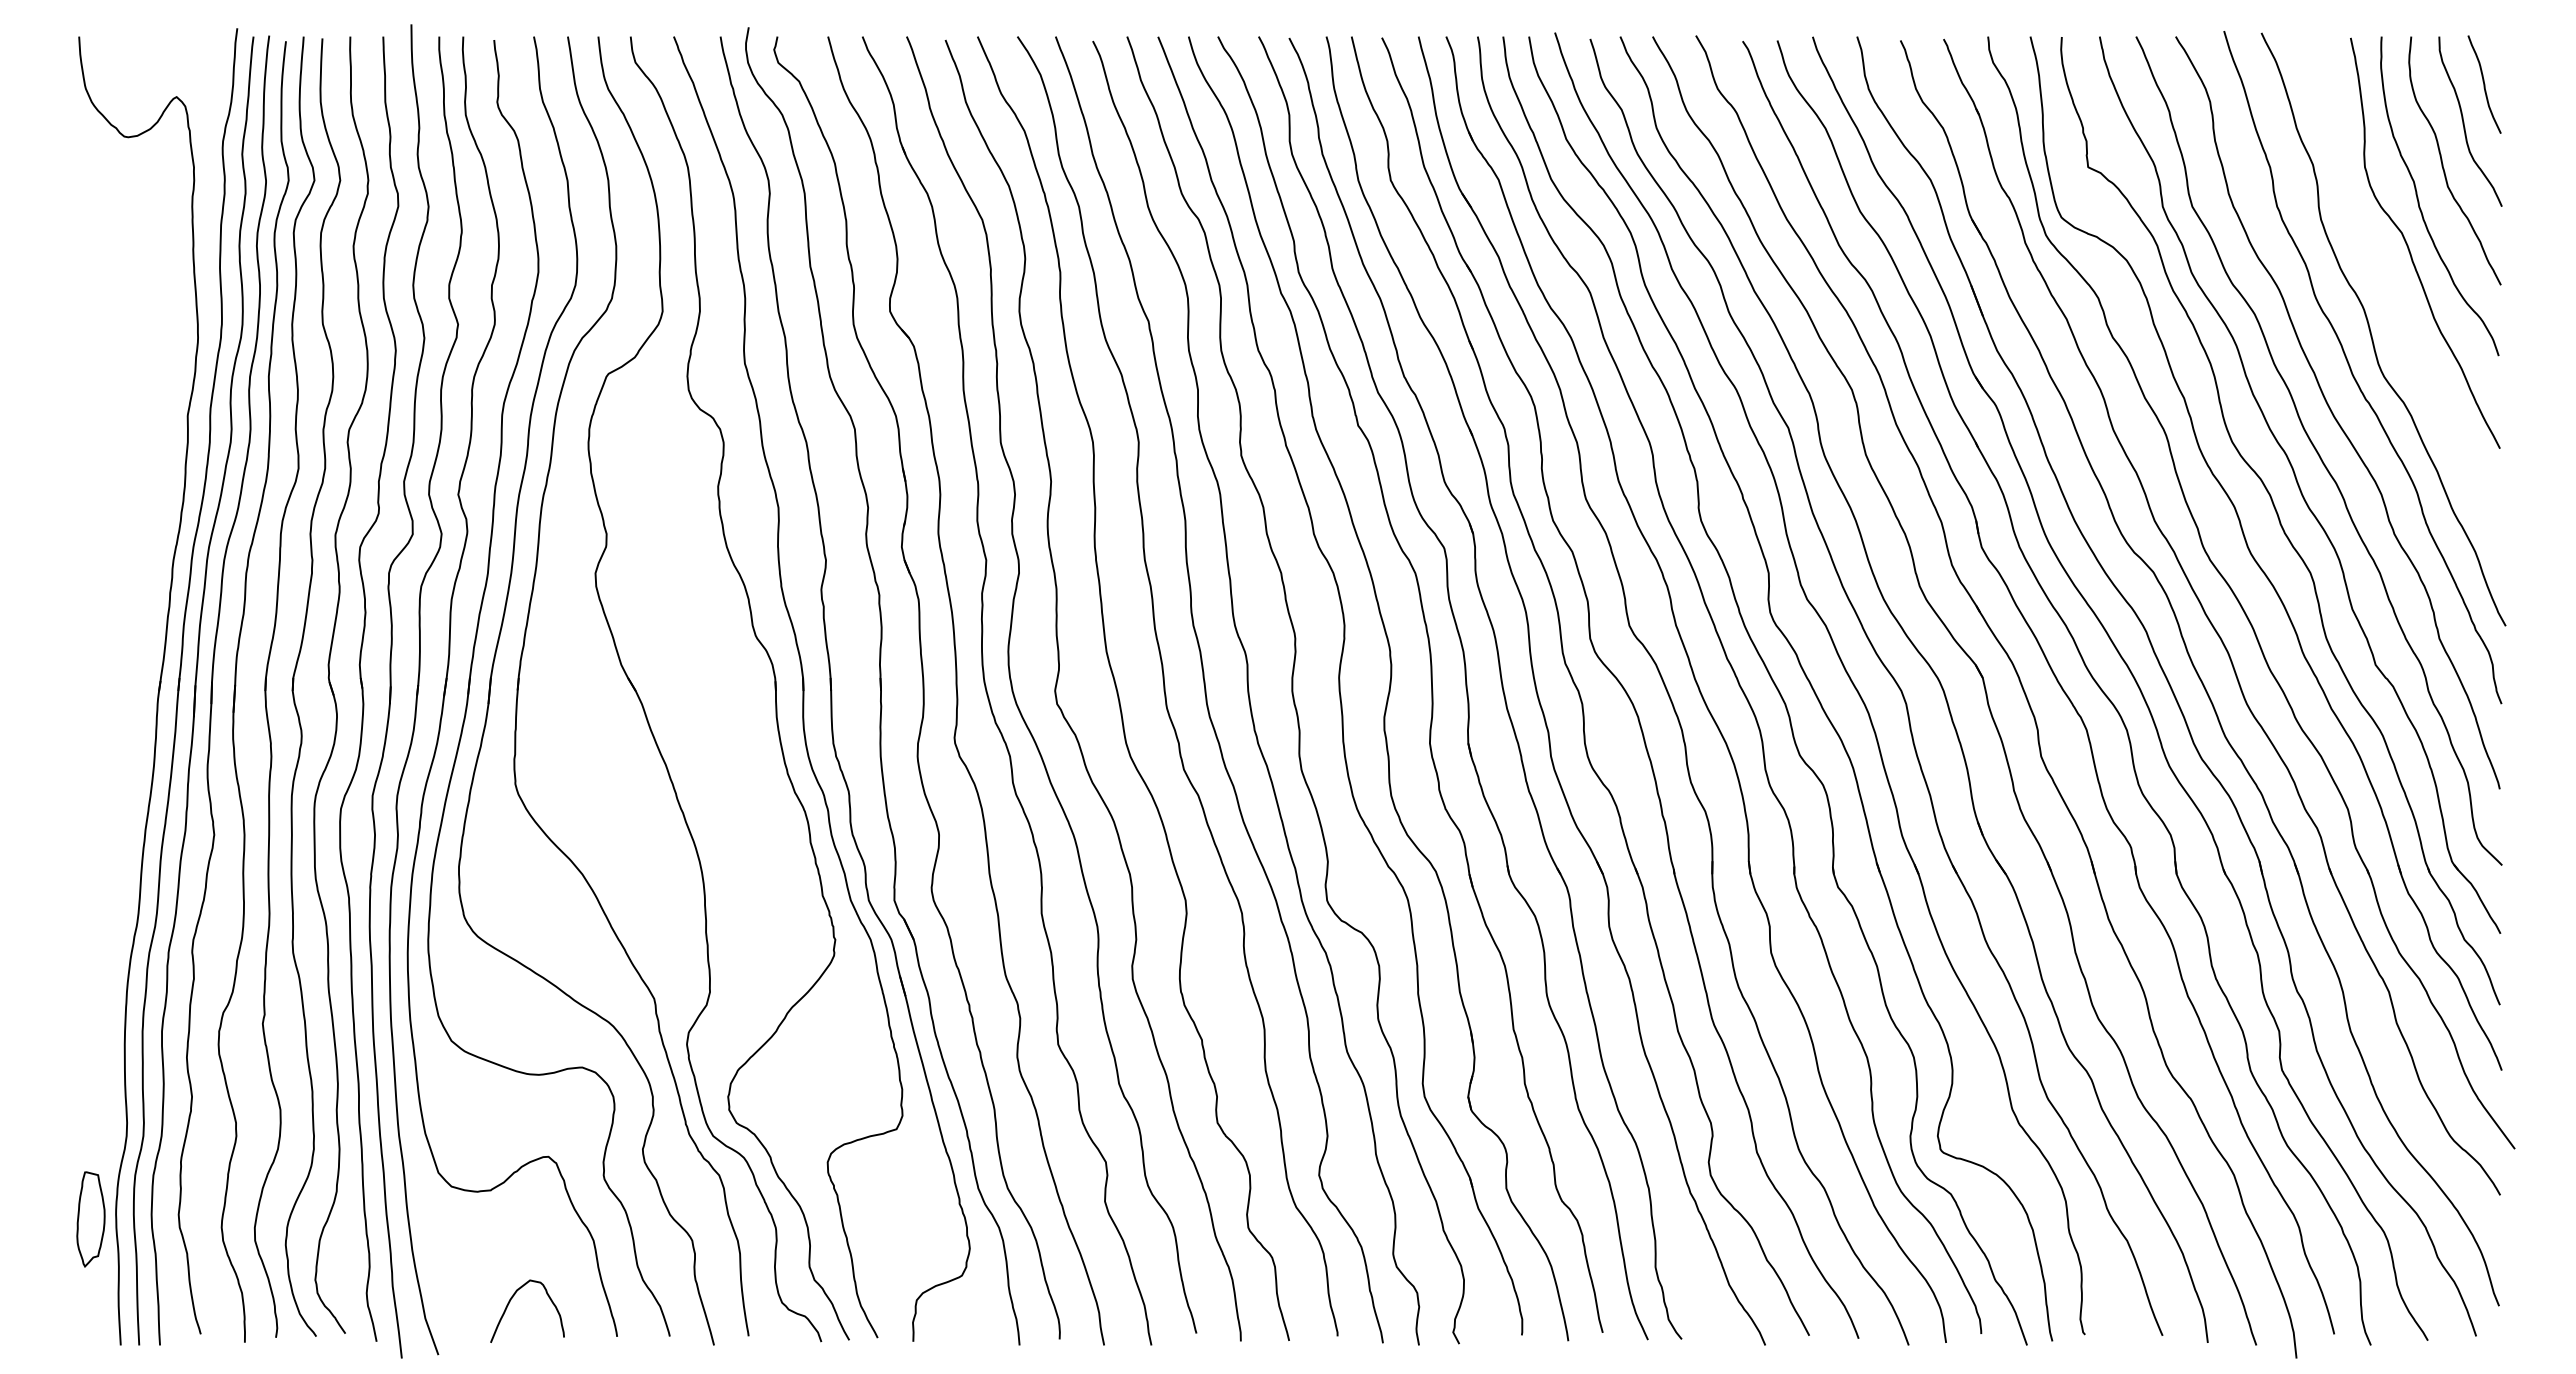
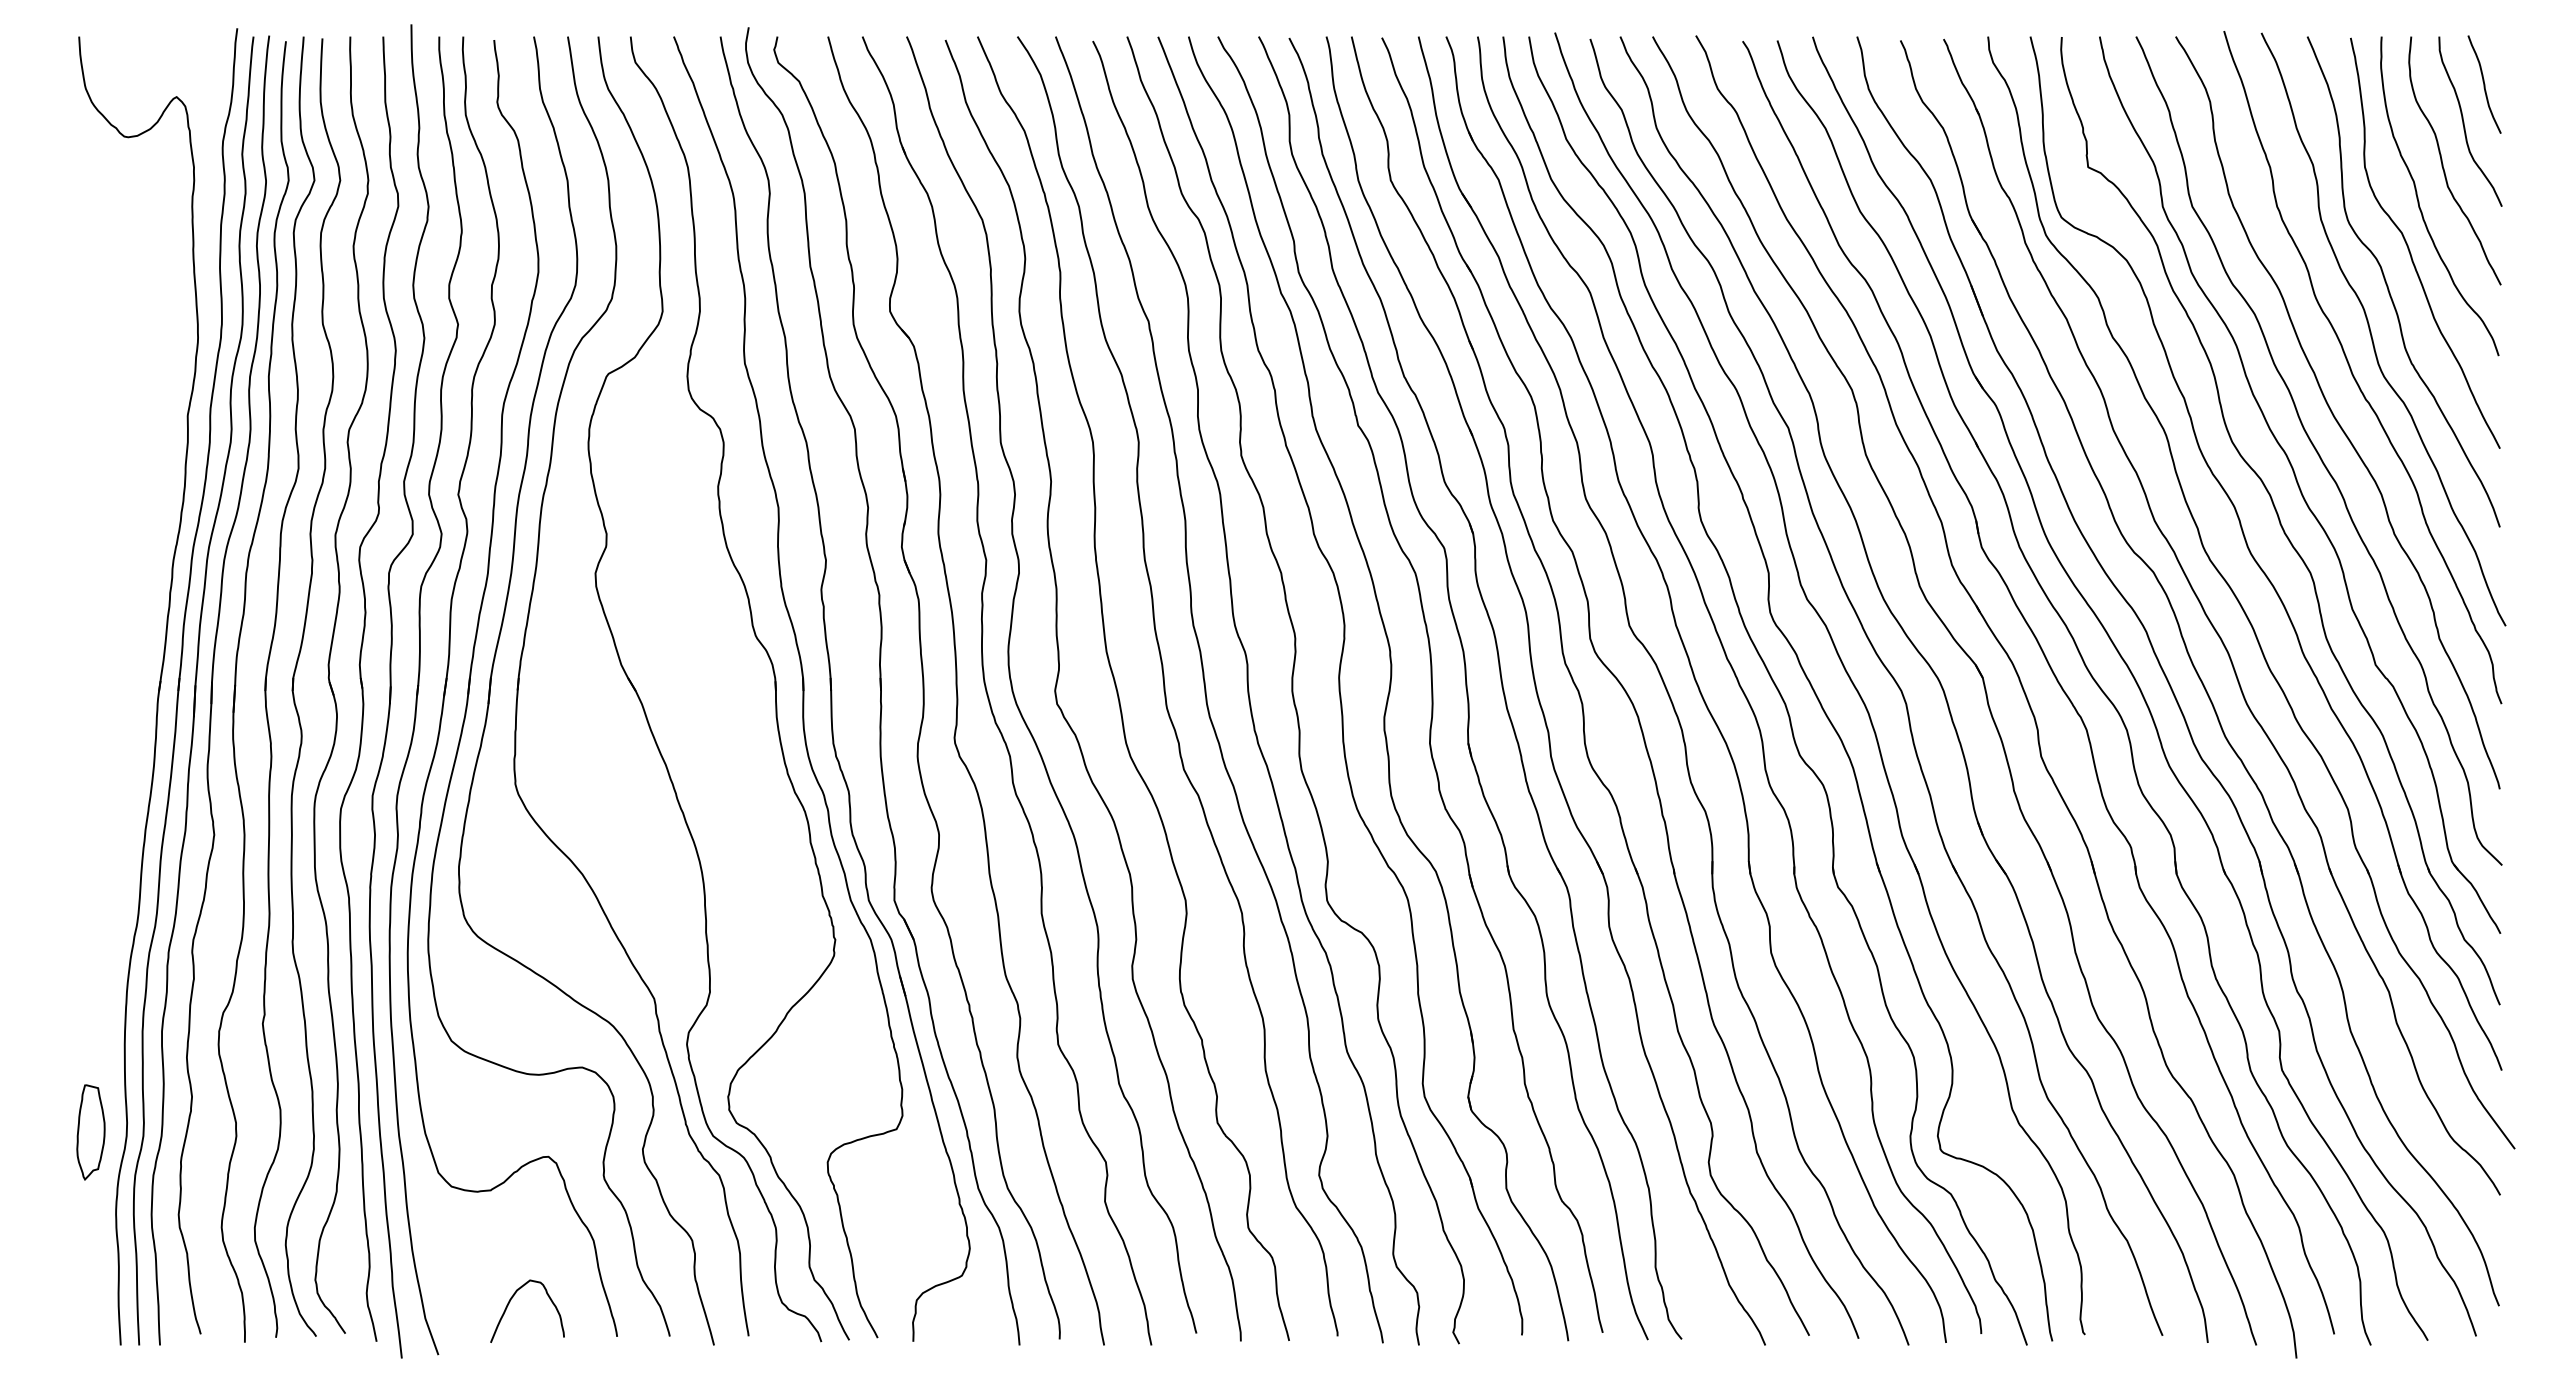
curve: none -> present (2388, 285)
part position: (90, 1219) -> (90, 1132) (90, 1132)
